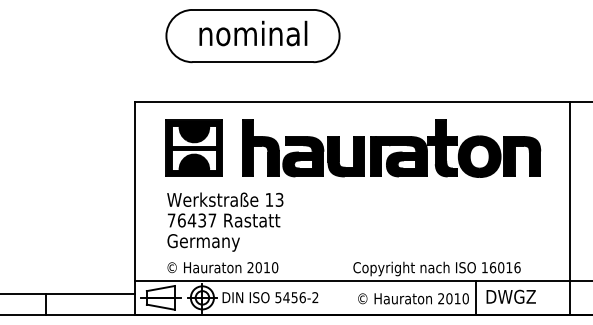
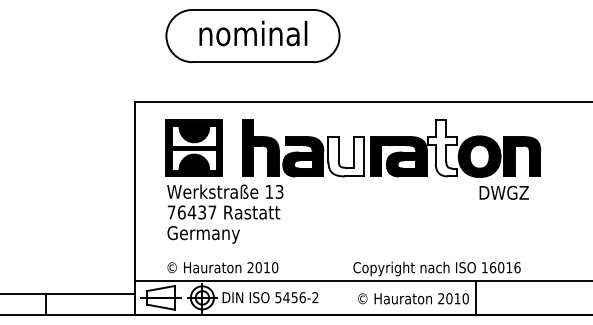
fill: present -> none (442, 148)
fill: present -> none (346, 156)
line: present -> none (570, 208)
text position: (225, 221) -> (225, 213) (225, 213)
text position: (510, 296) -> (503, 192) (503, 192)
